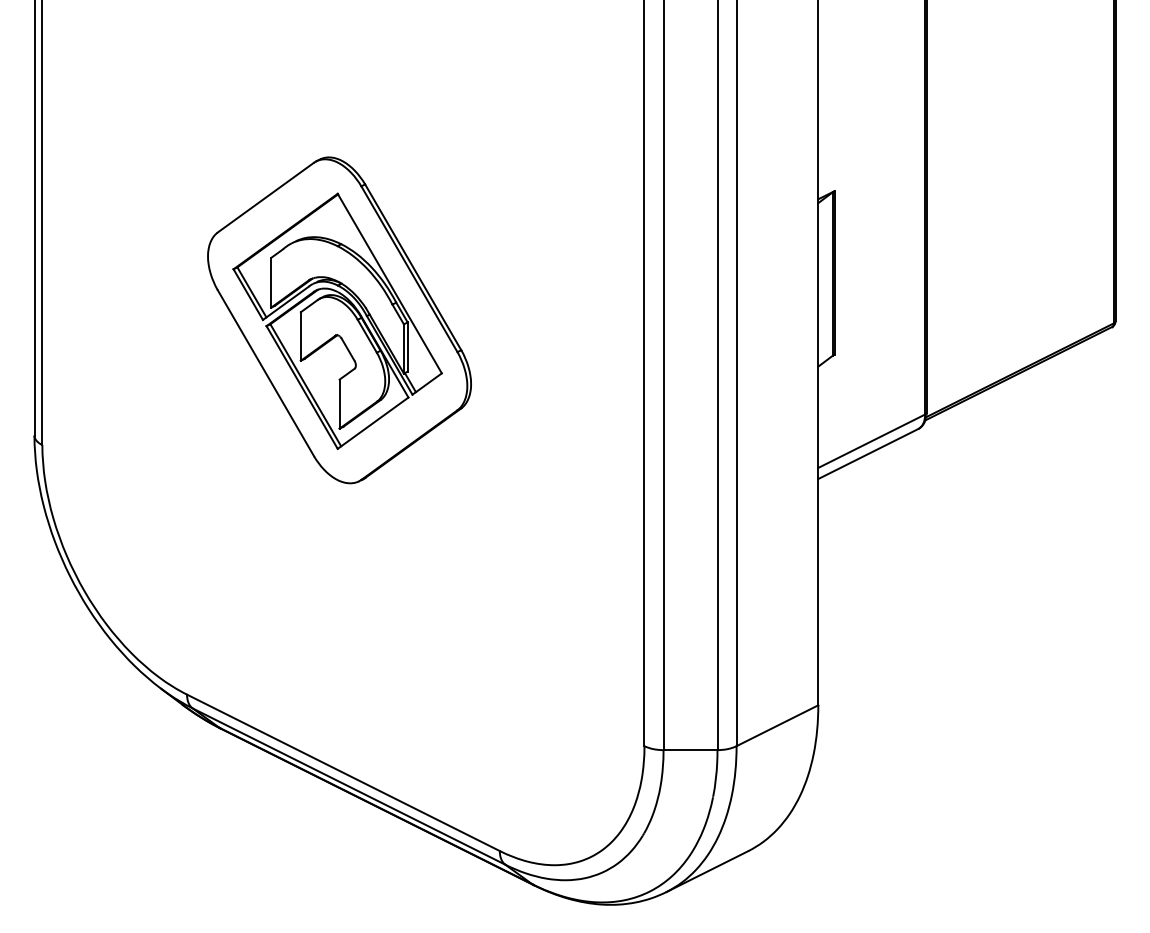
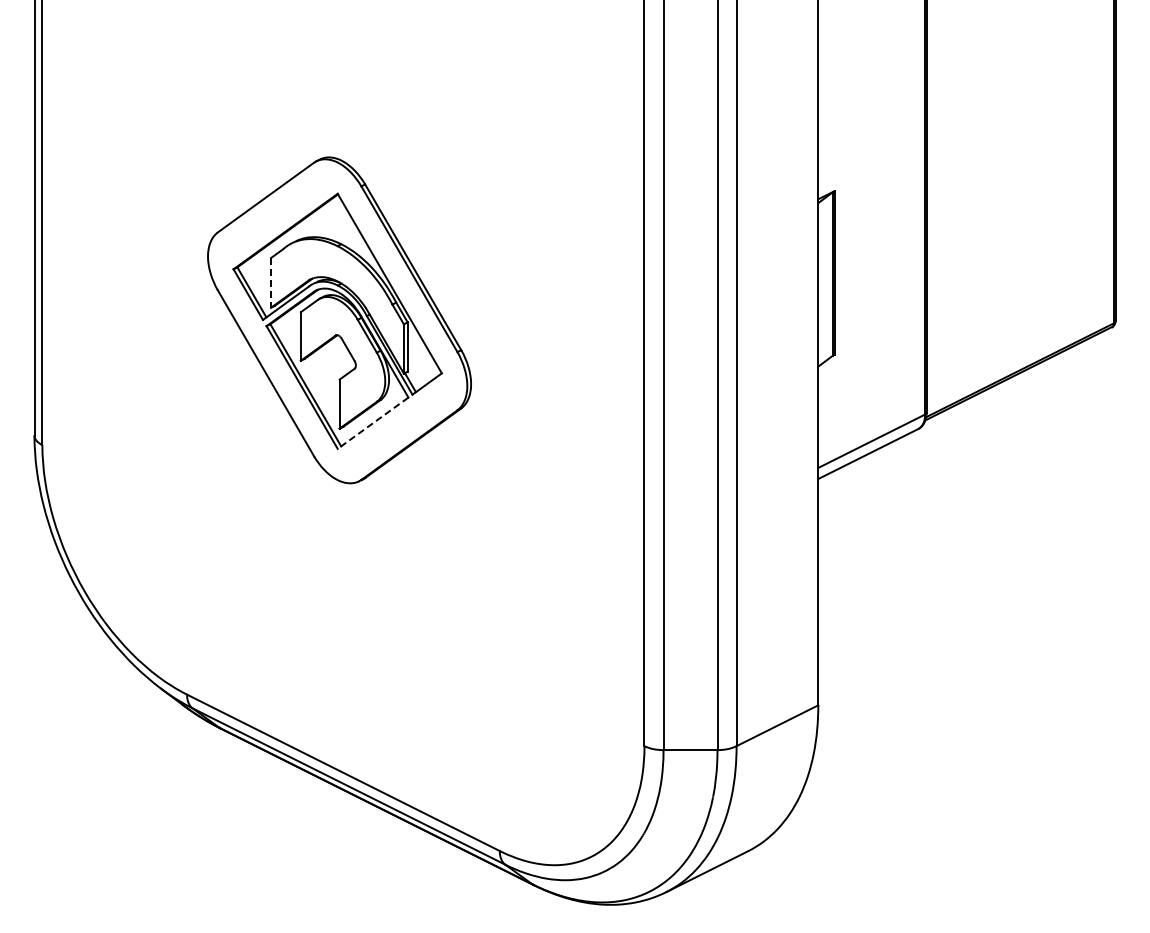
line: solid -> dashed (271, 282)
line: solid -> dashed (373, 423)
